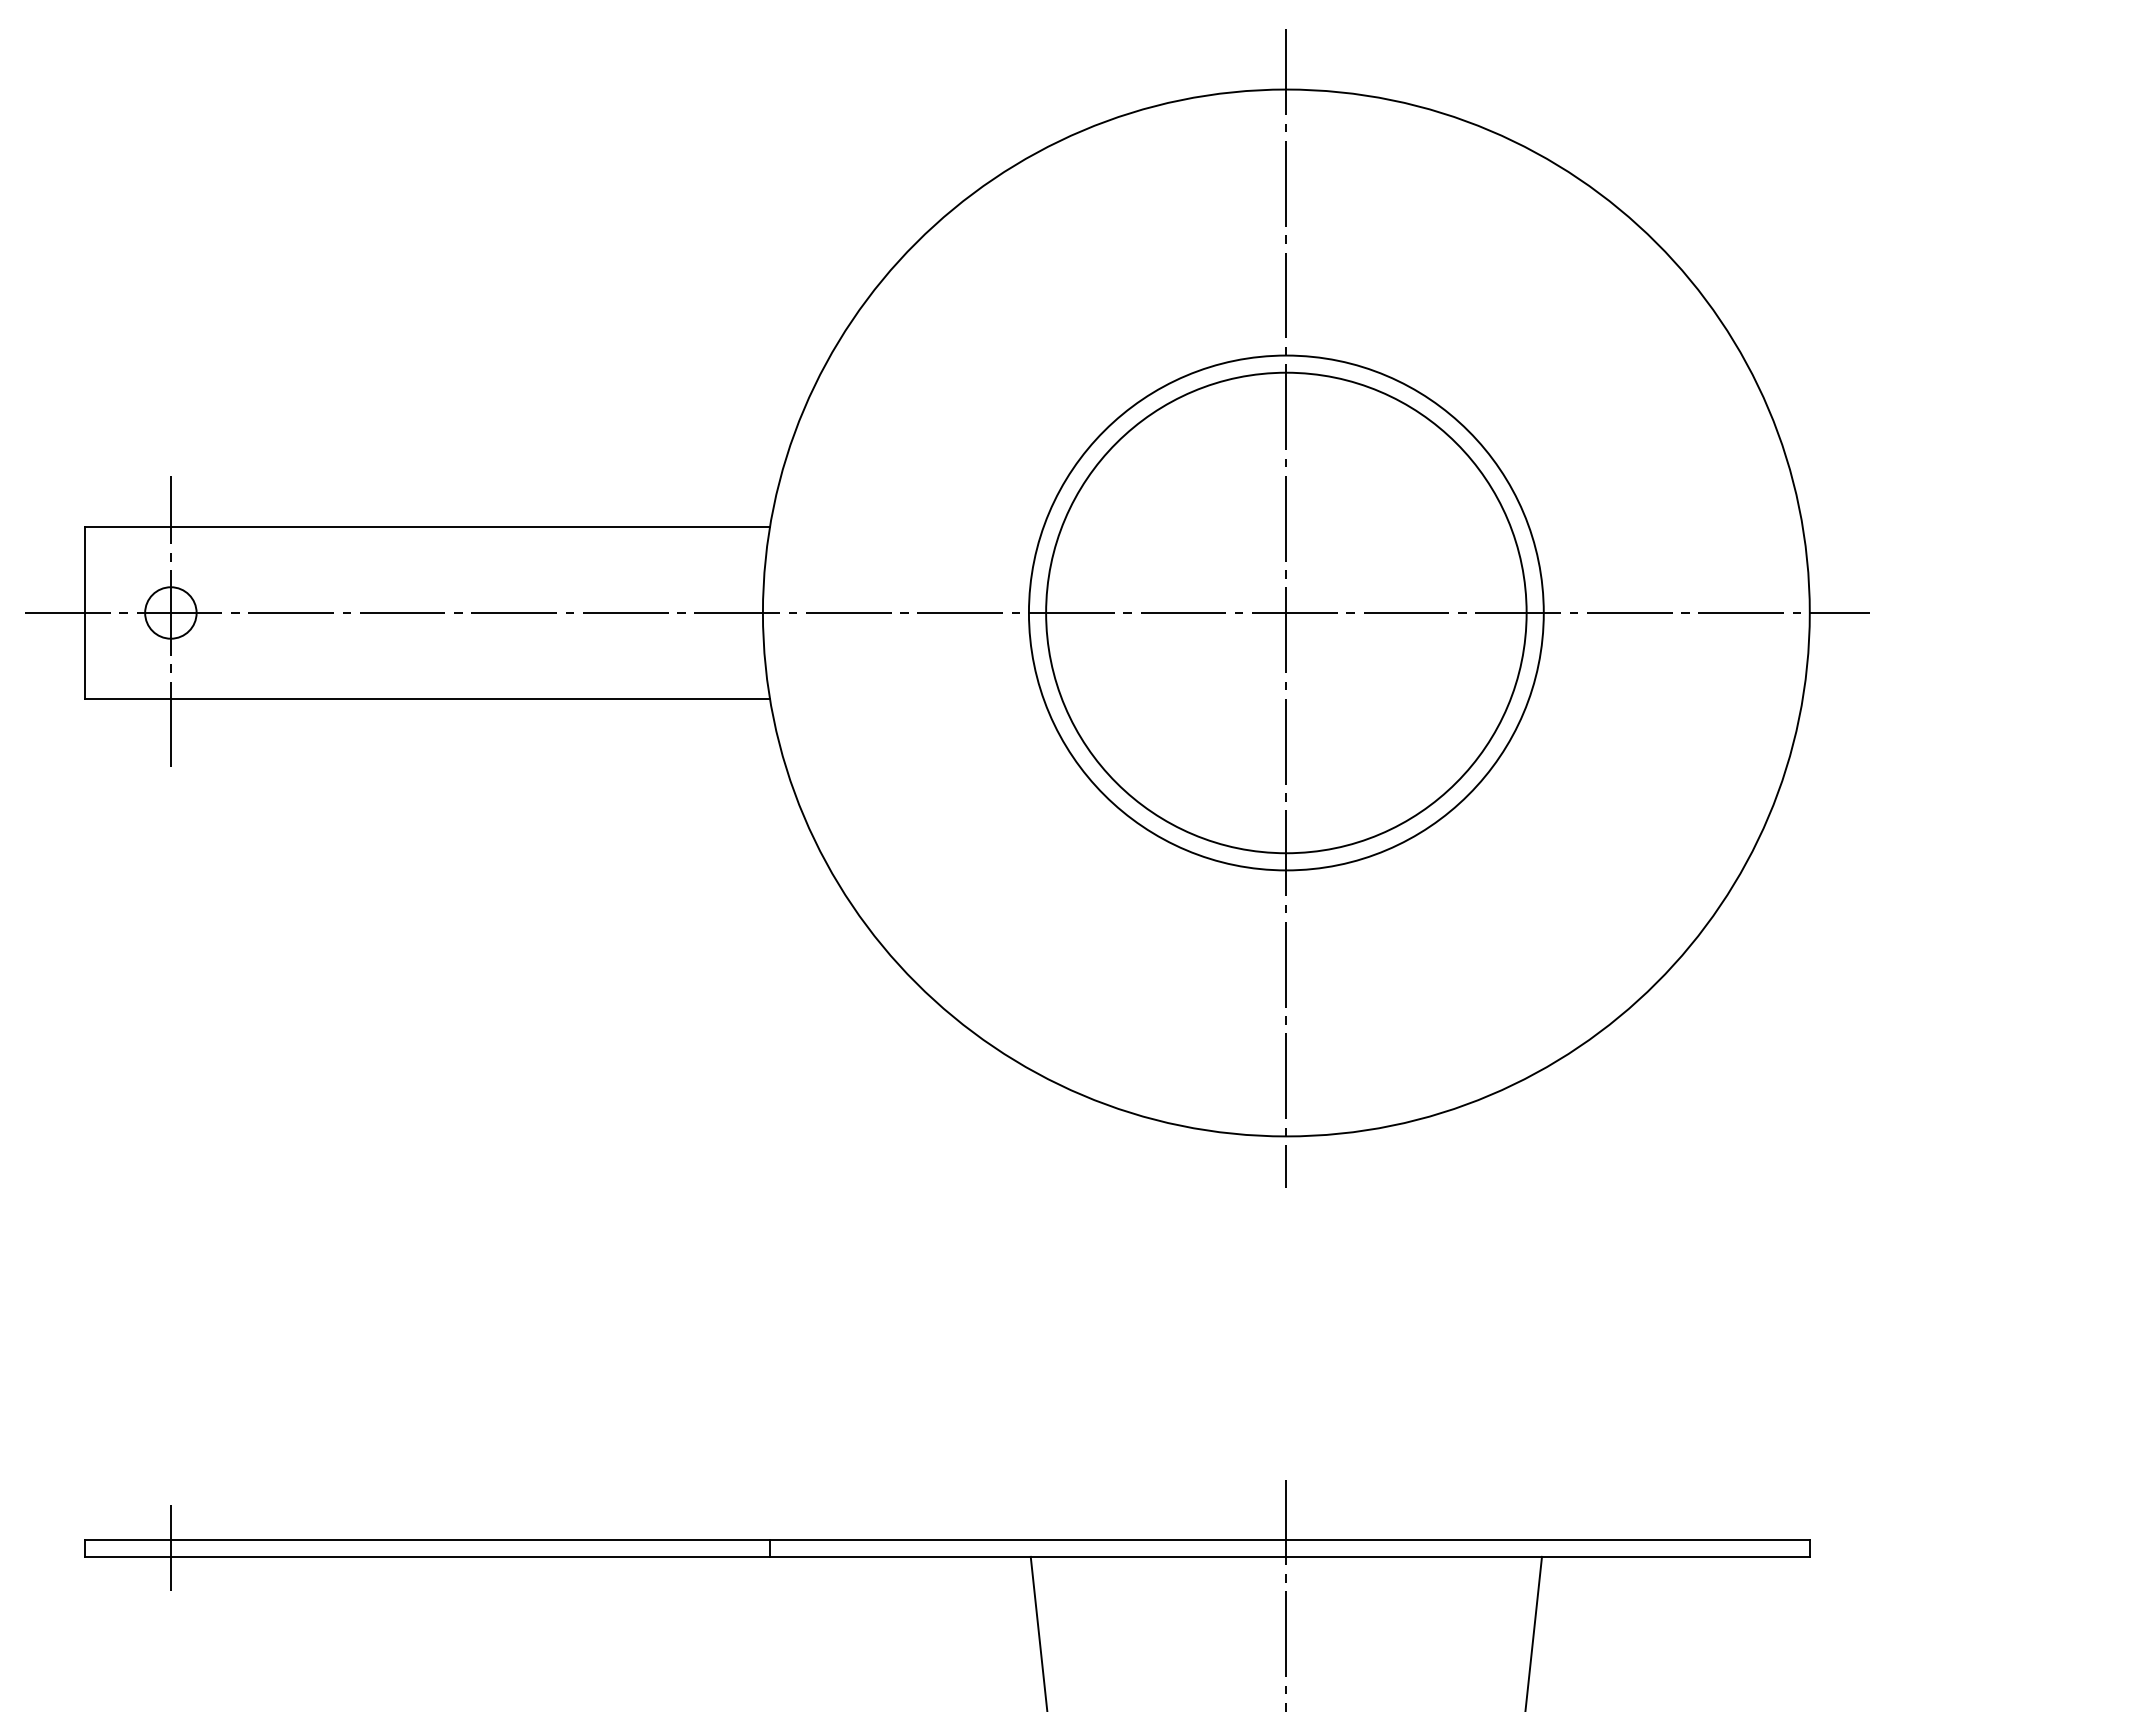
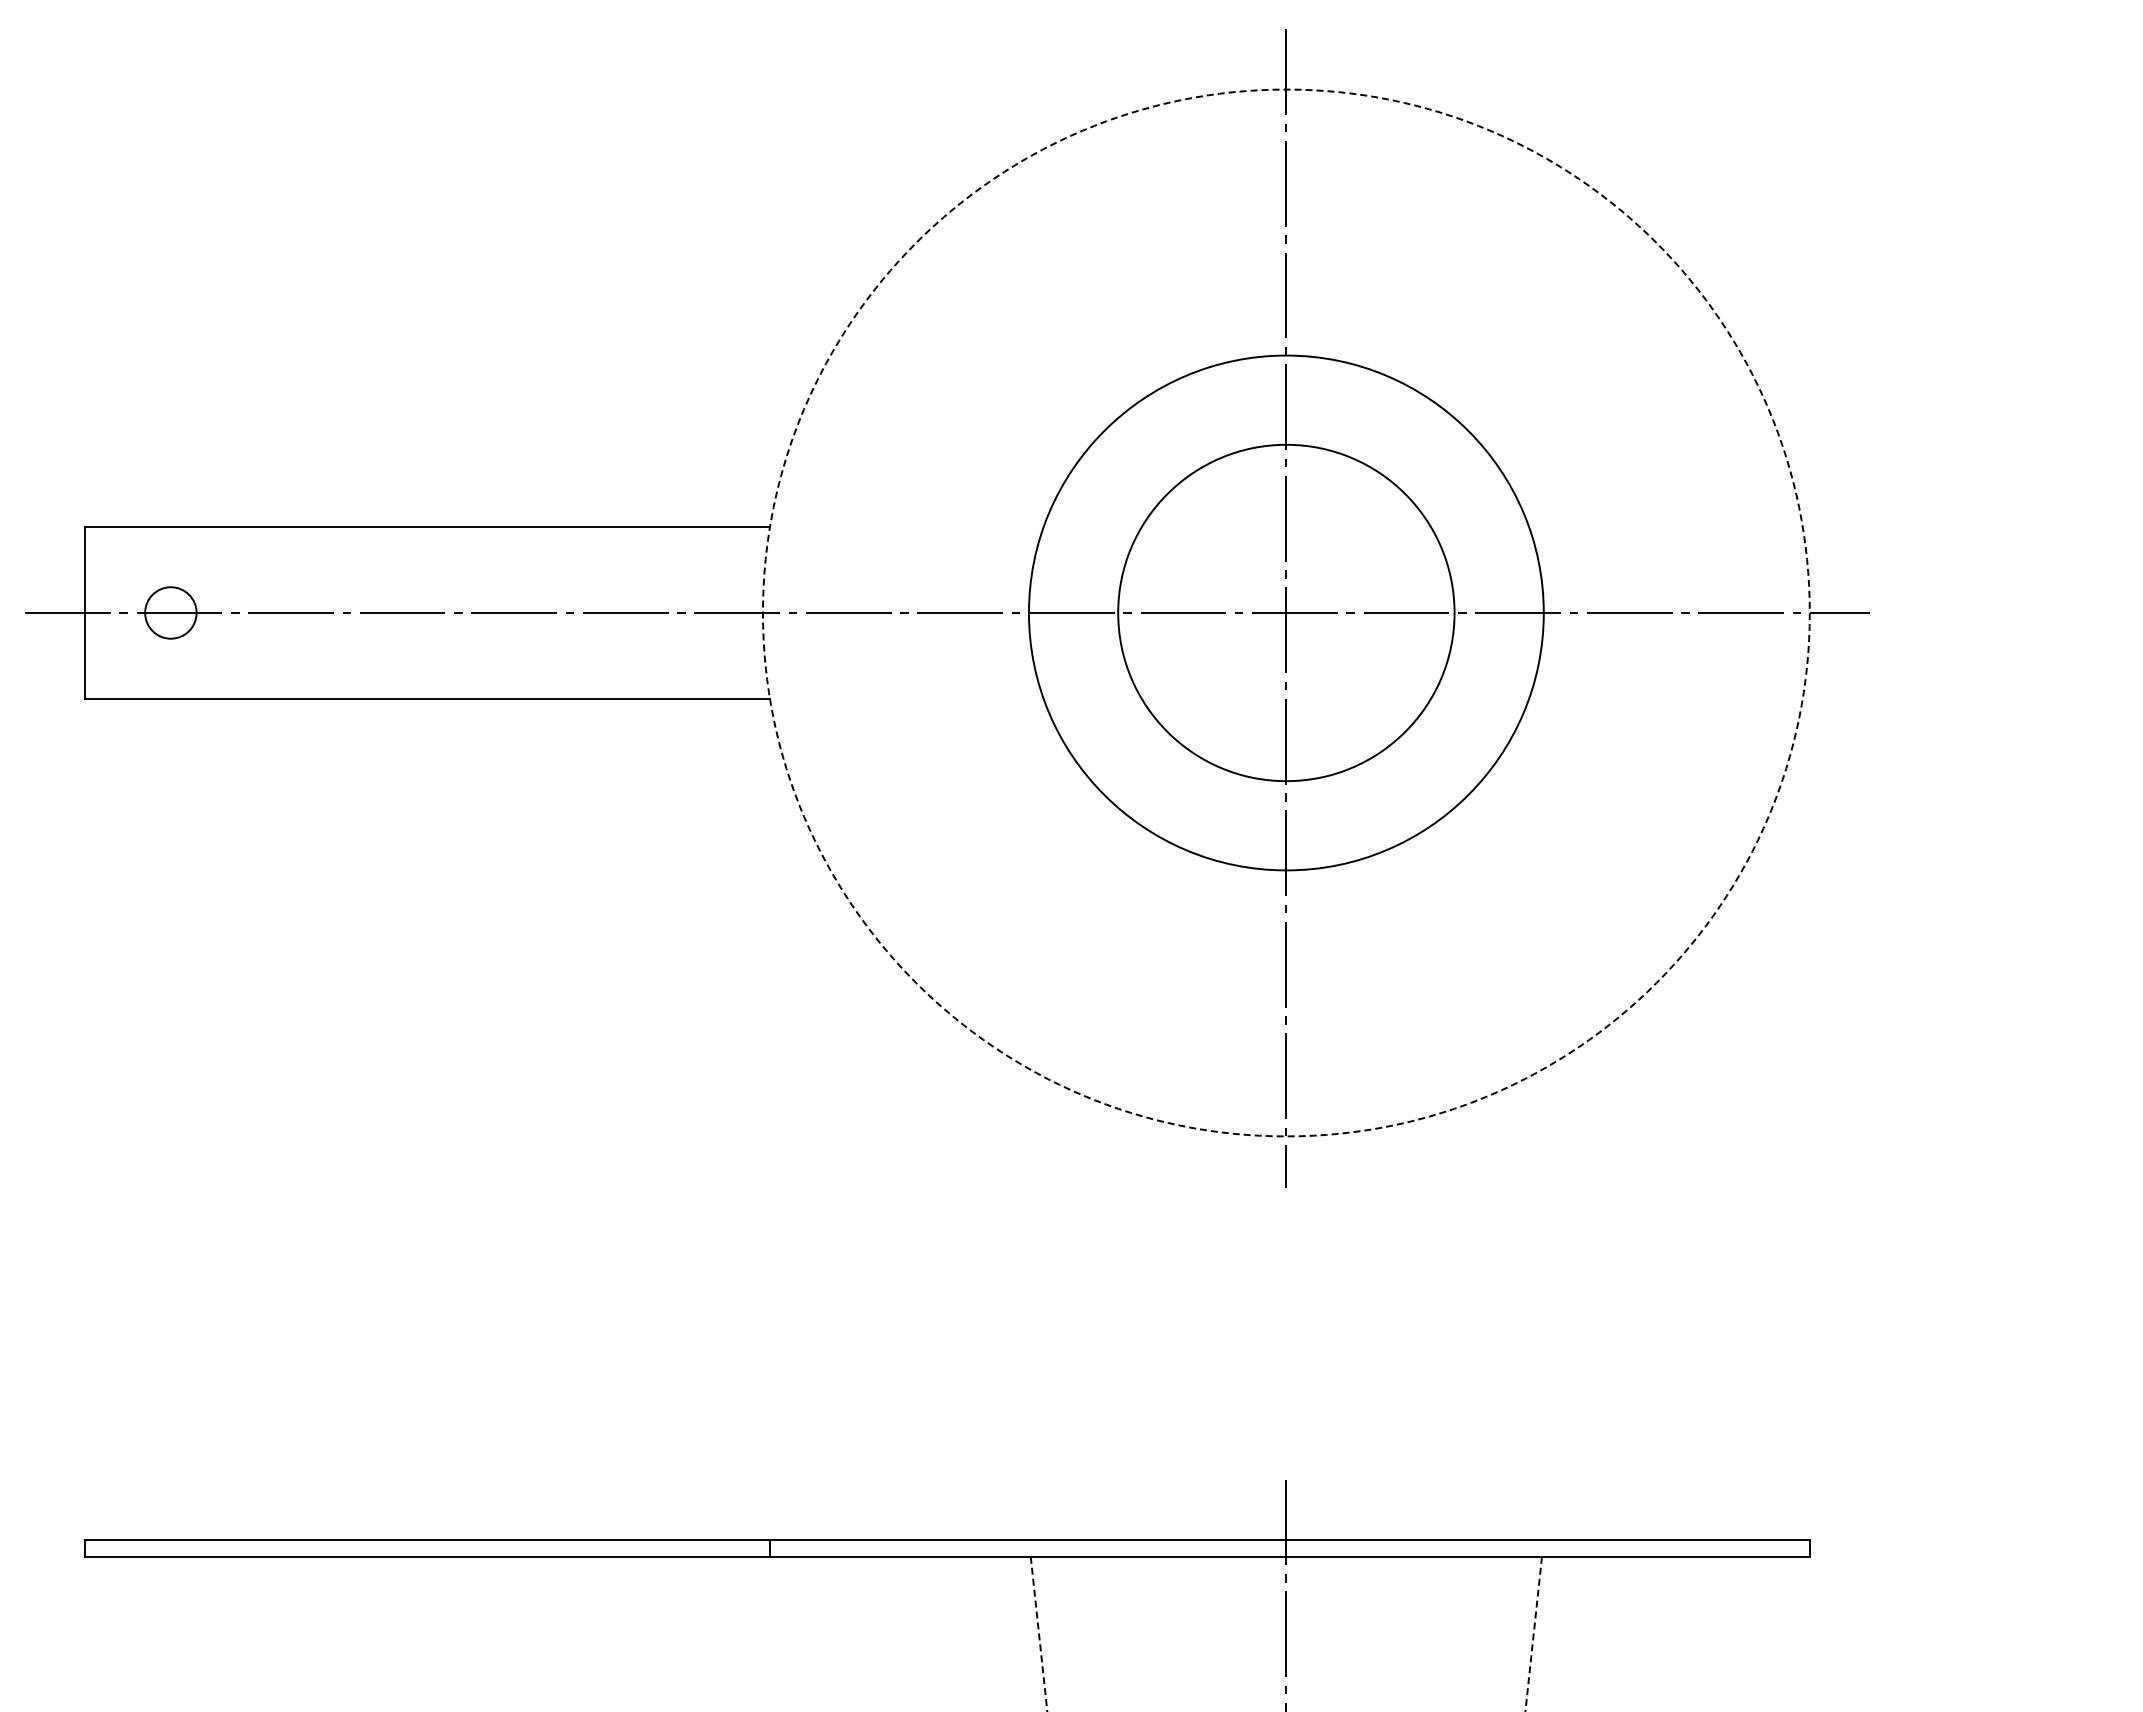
circle: solid -> dashed (1285, 612)
circle diameter: 481 px -> 336 px (1286, 612)
line: present -> none (170, 621)
line: present -> none (170, 1552)
line: solid -> dashed (1039, 1634)
line: solid -> dashed (1533, 1634)
